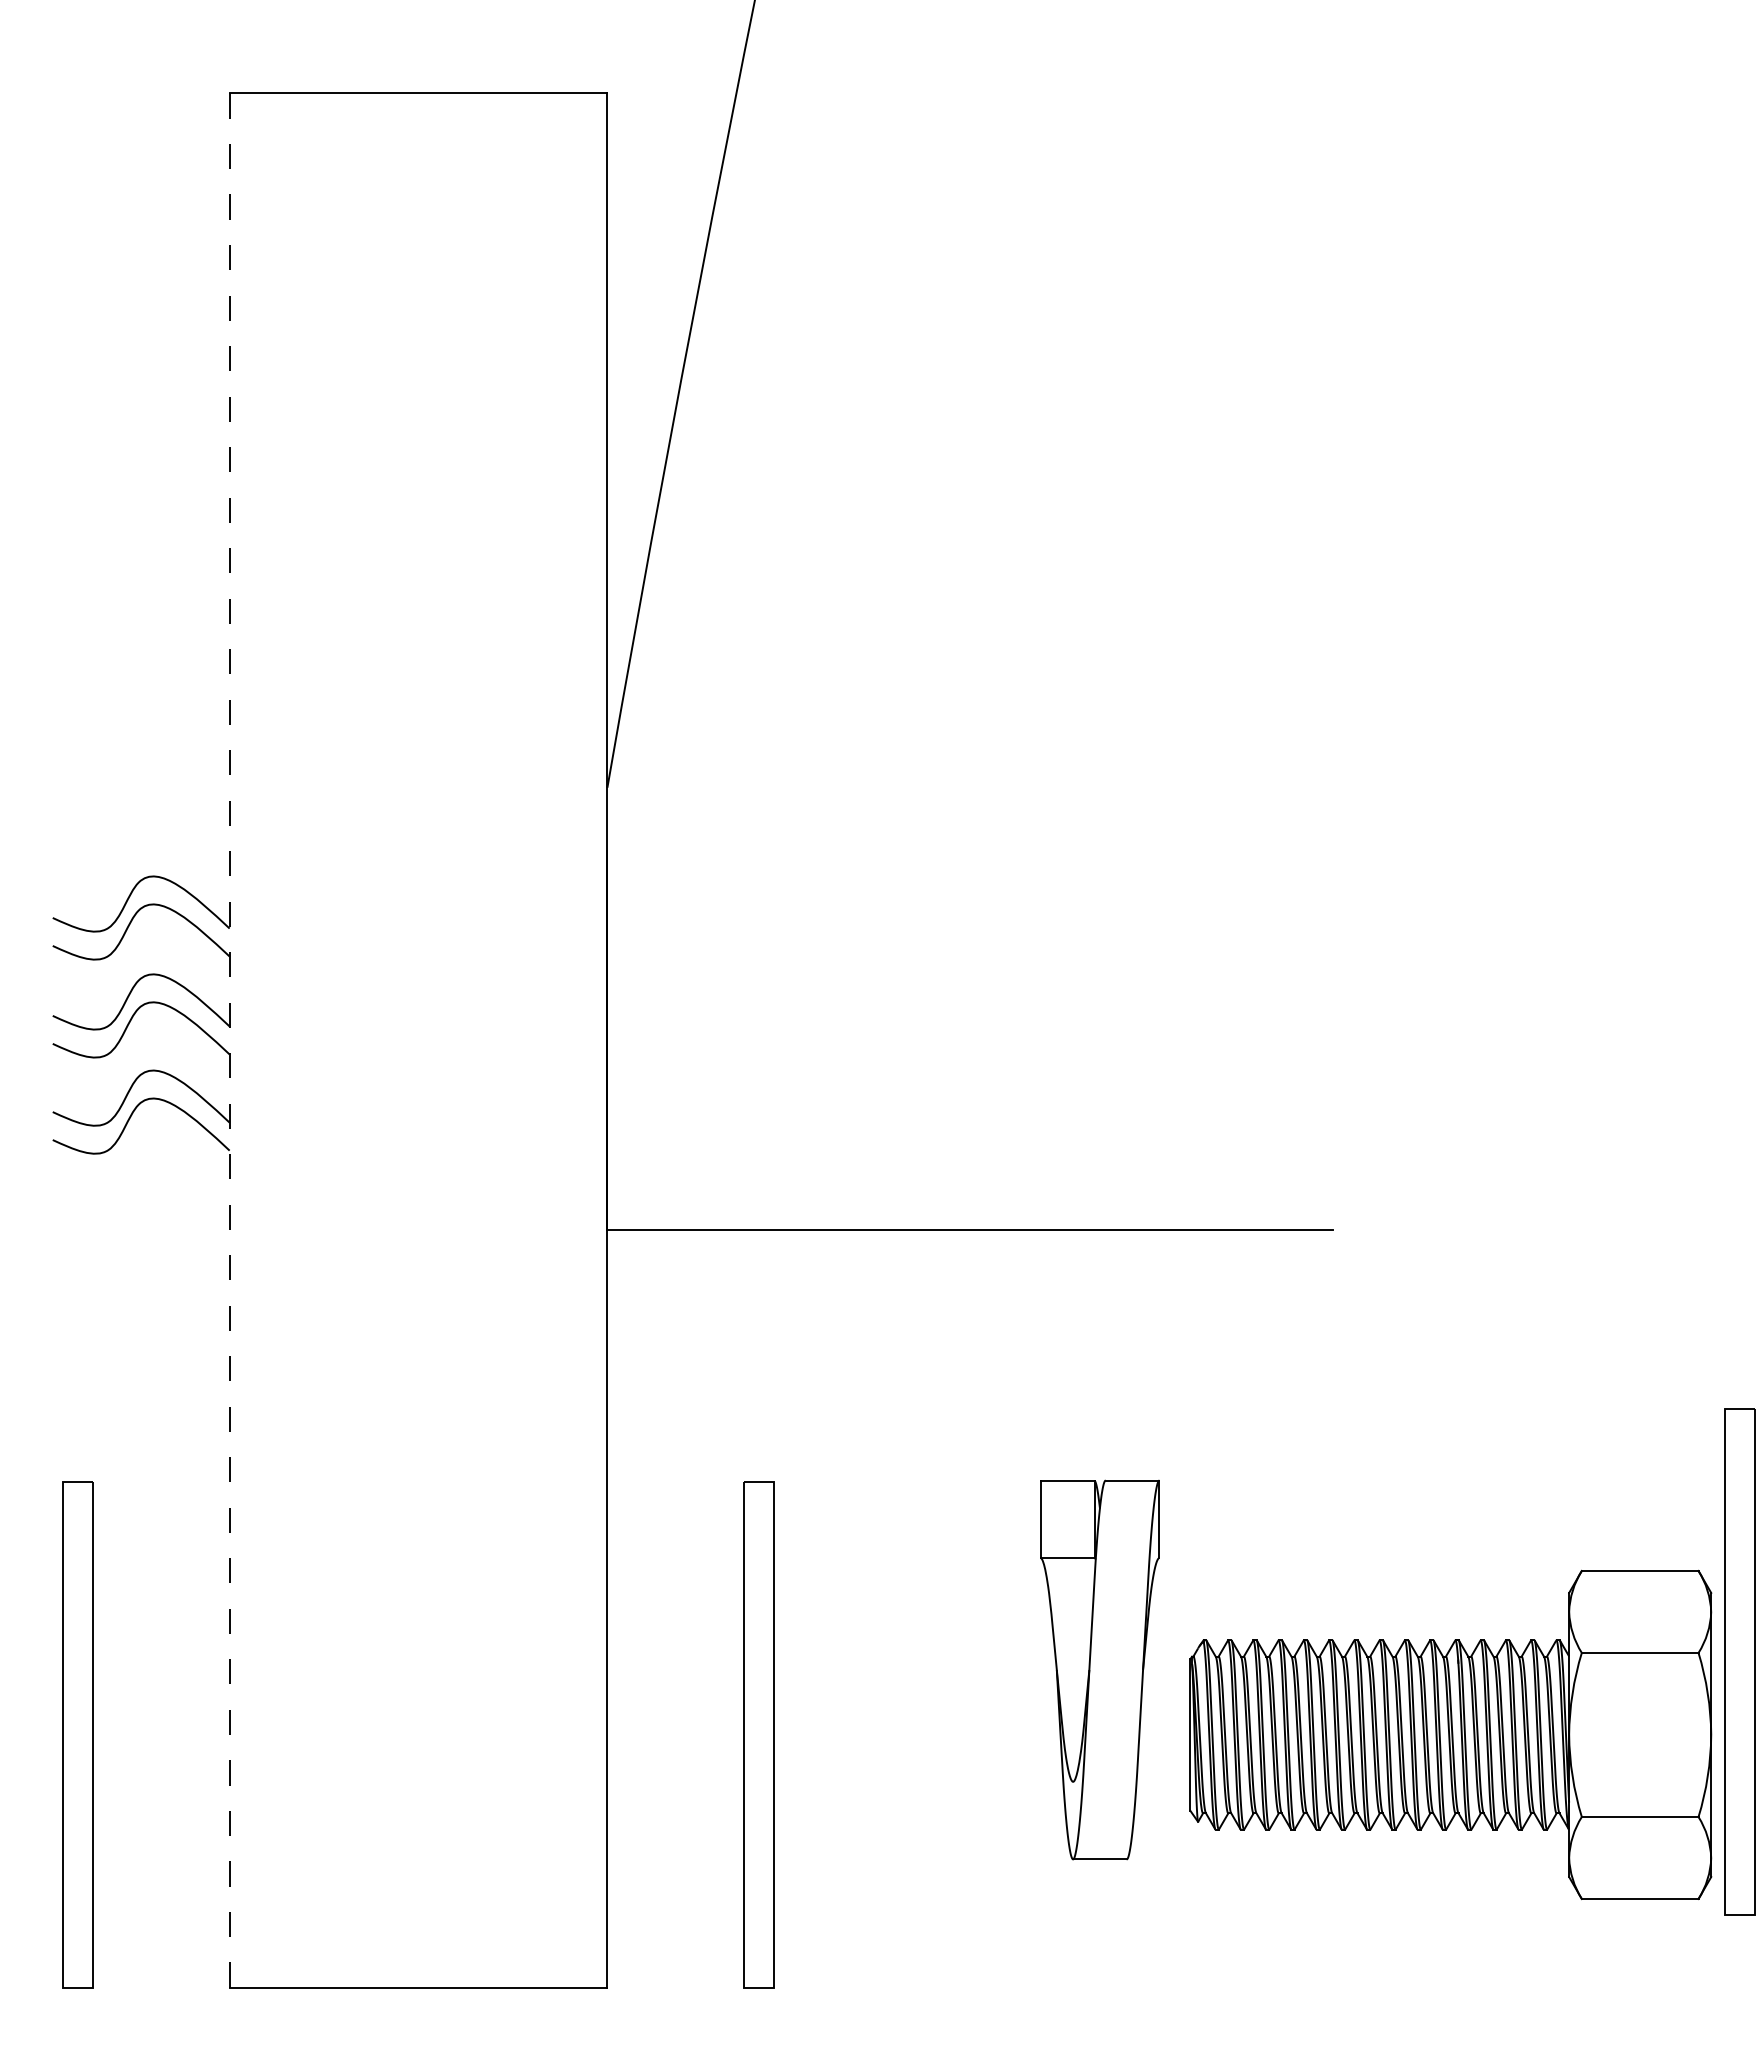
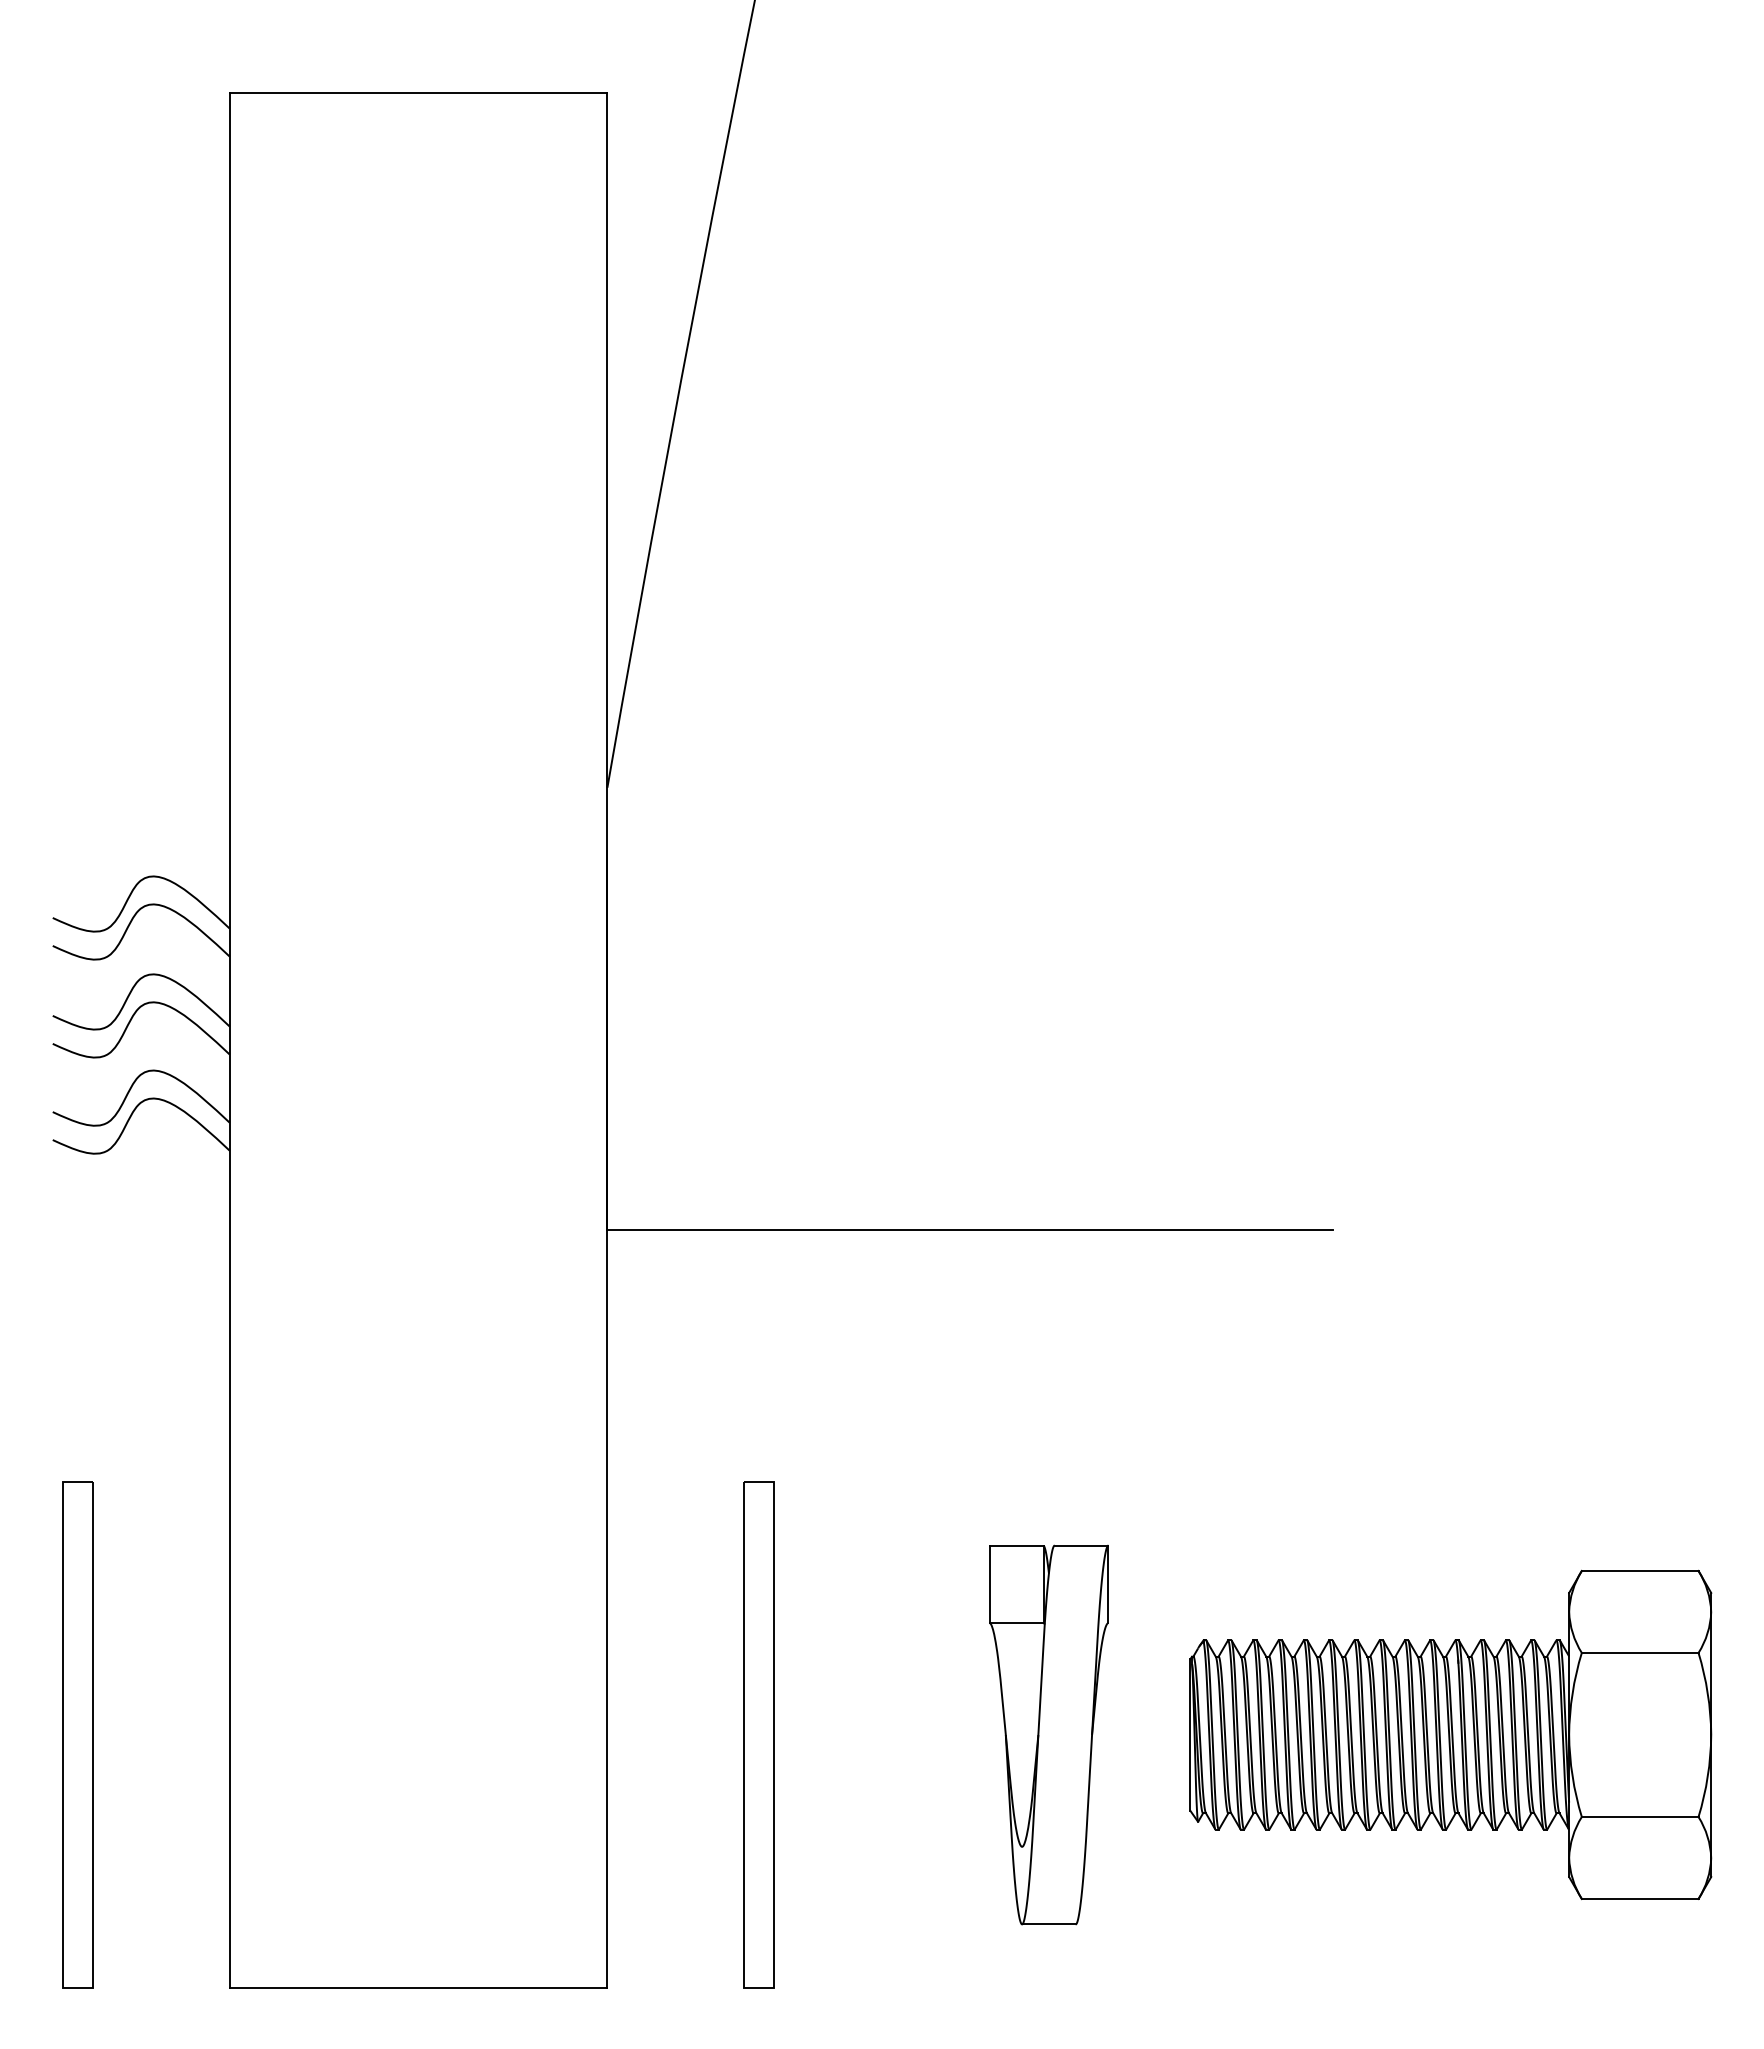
line: dashed -> solid (229, 1041)
part: present -> none (1739, 1661)
part position: (1099, 1669) -> (1048, 1734) (1048, 1734)
